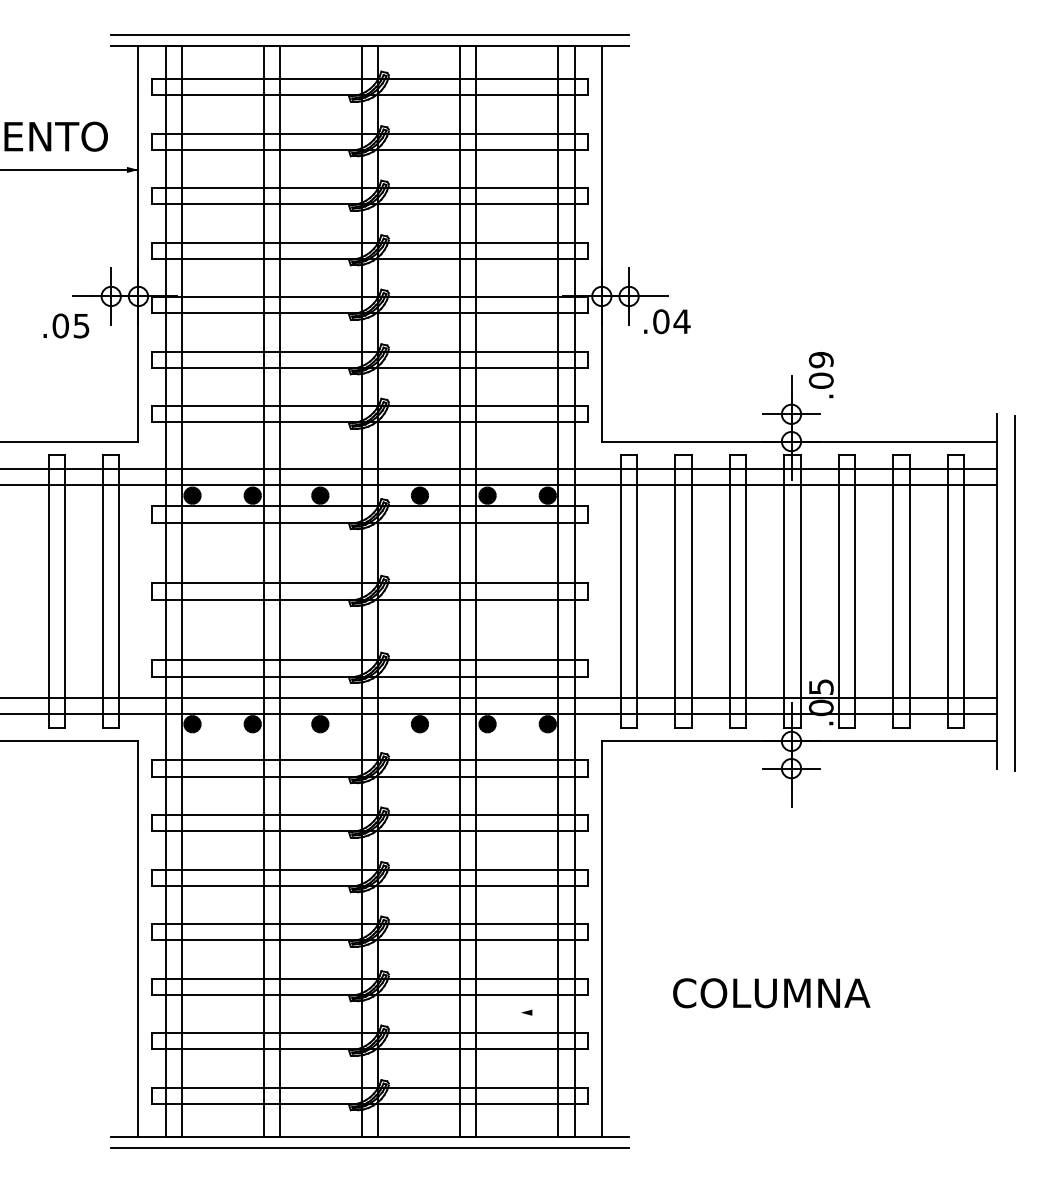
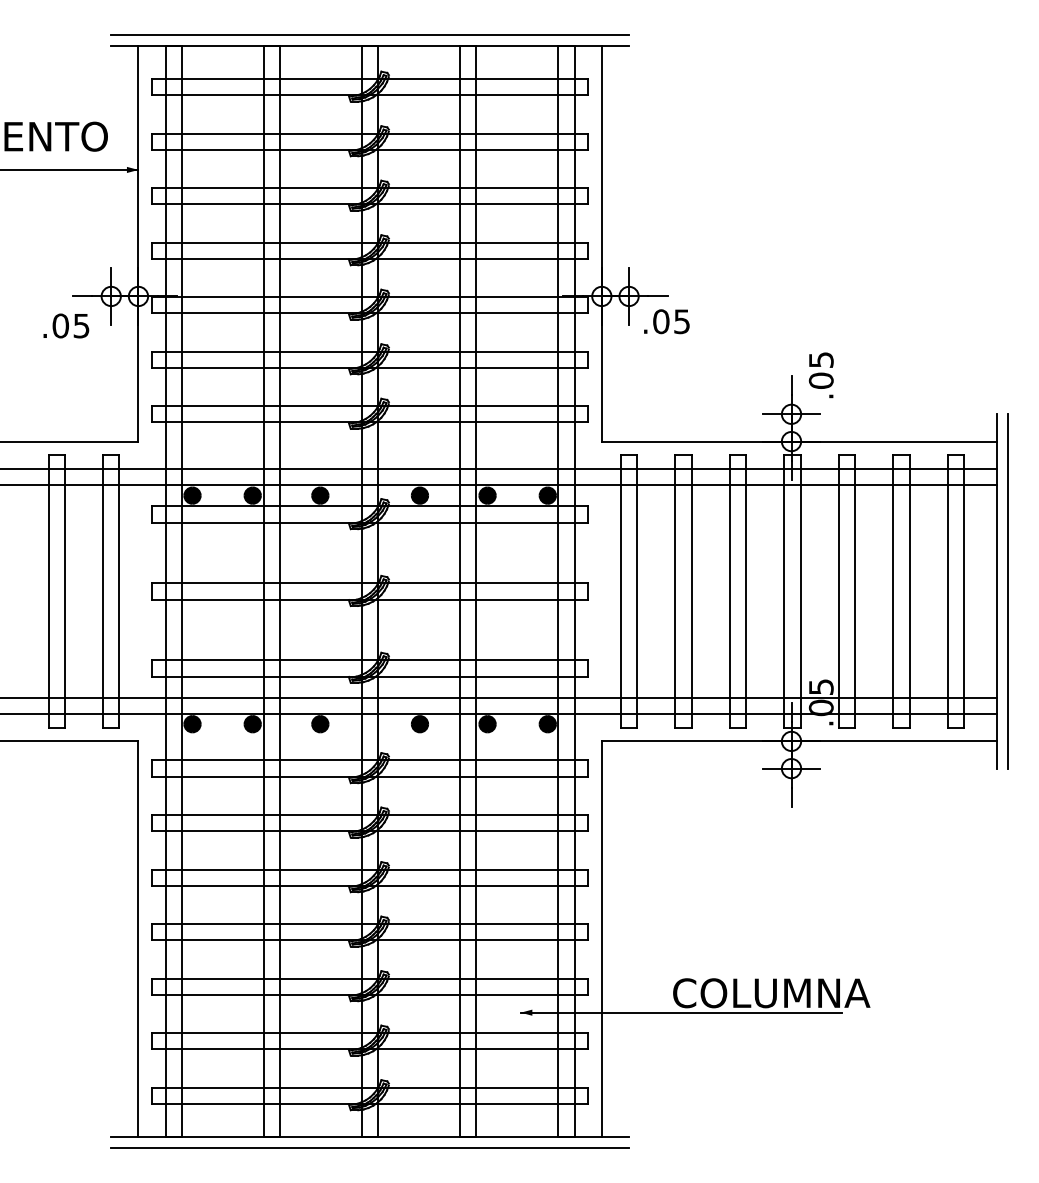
text: .04 -> .05 (681, 321)
text: .09 -> .05 (820, 360)
line position: (1014, 593) -> (1007, 591) (1007, 591)
line: none -> present (681, 1012)
